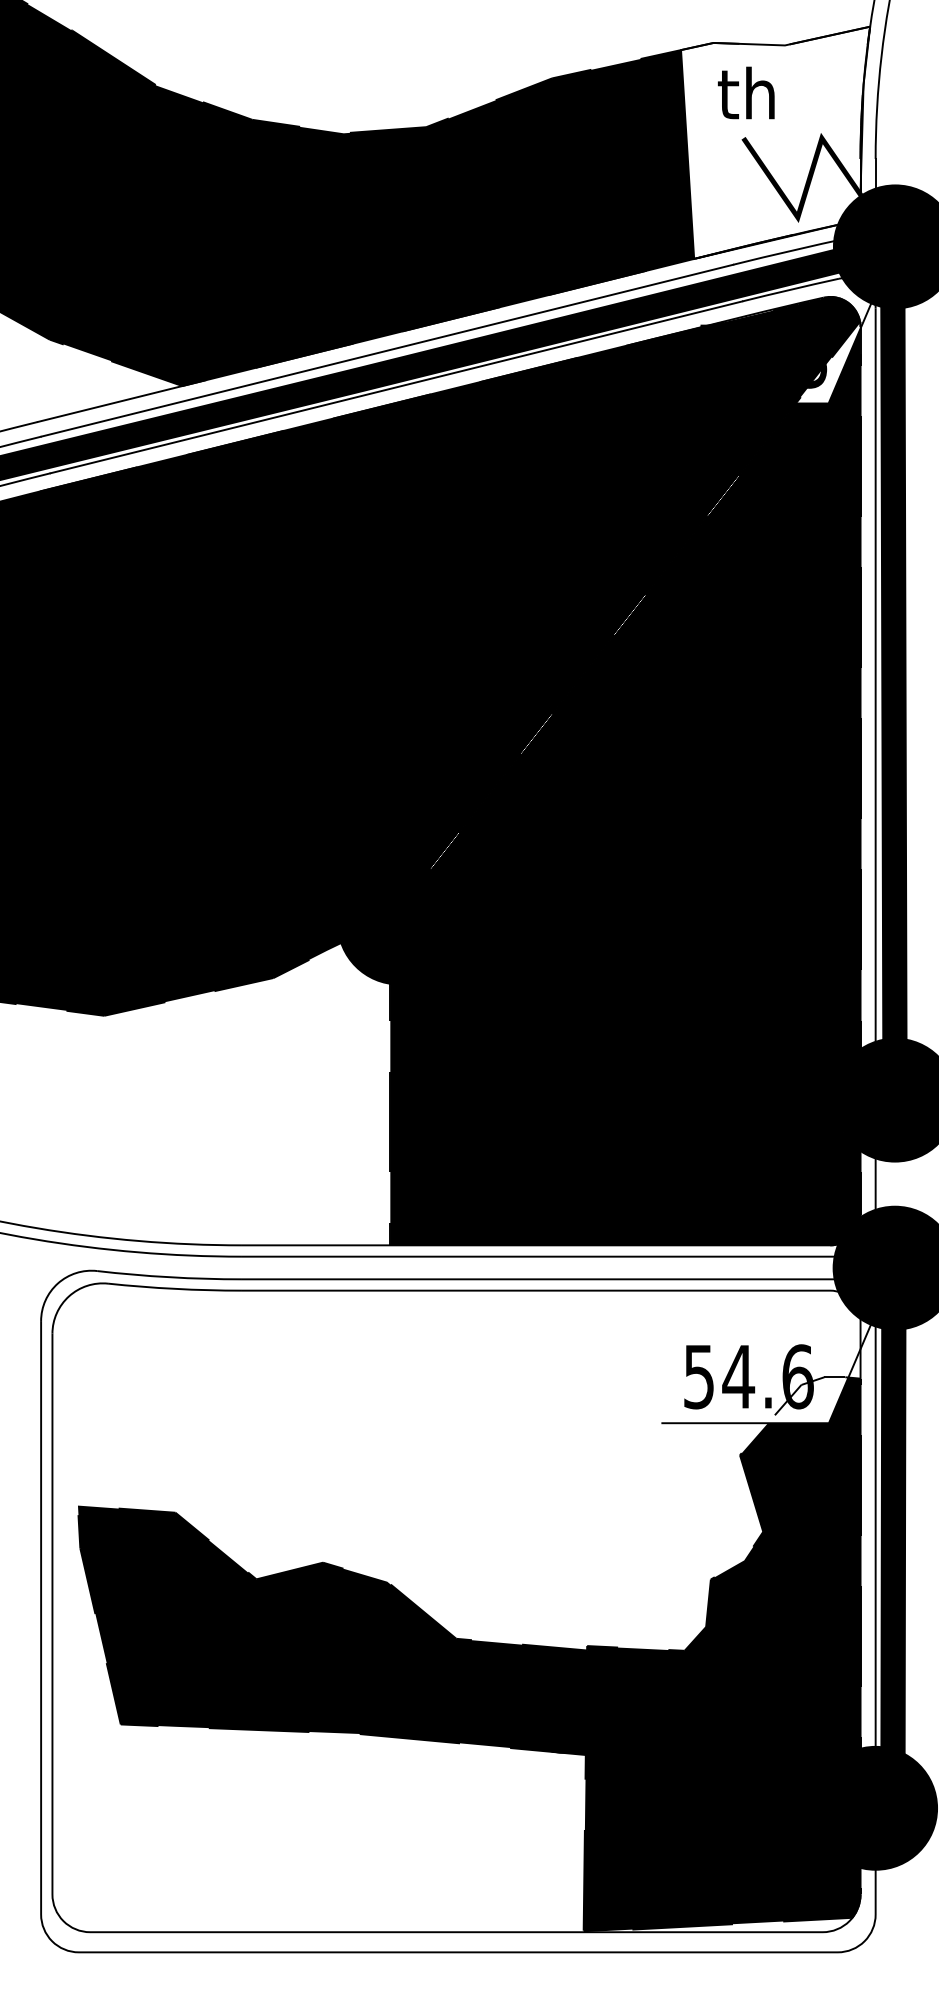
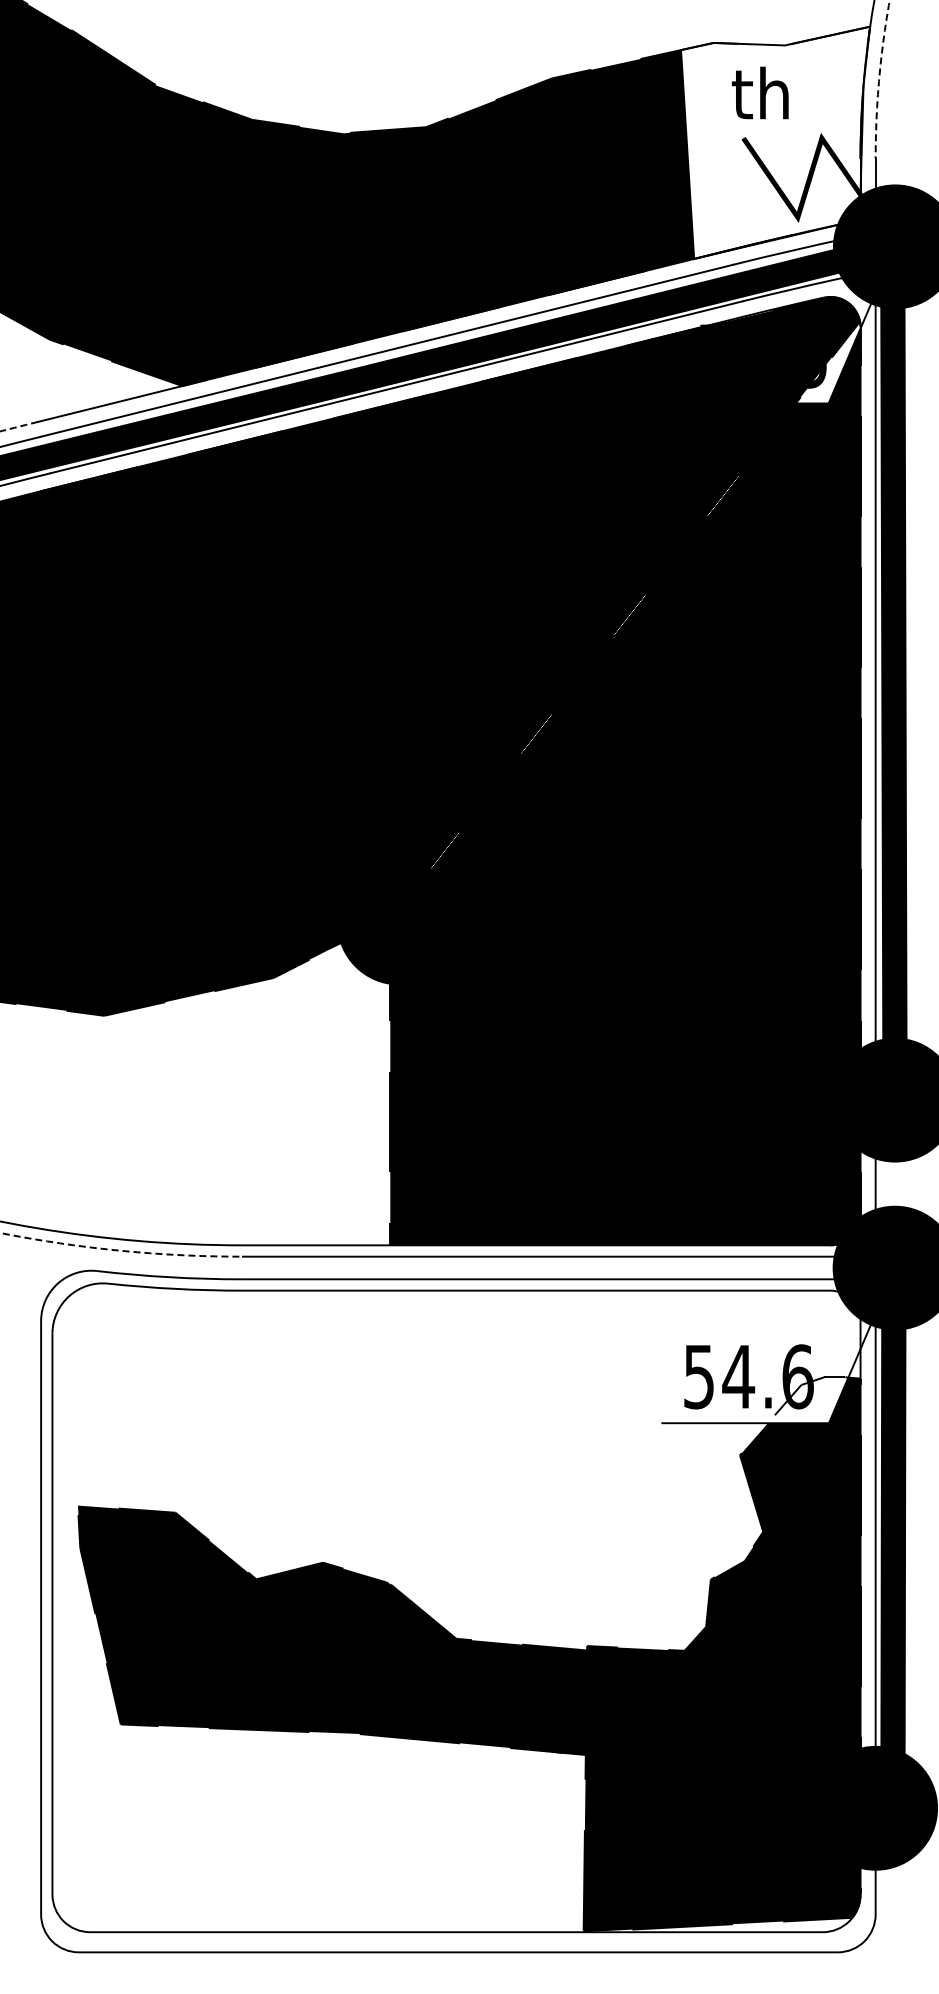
arc: solid -> dashed (879, 79)
text position: (746, 92) -> (760, 92) (760, 92)
text: 54.3 -> 54.5 (820, 376)
arc: solid -> dashed (18, 426)
arc: solid -> dashed (120, 1250)
